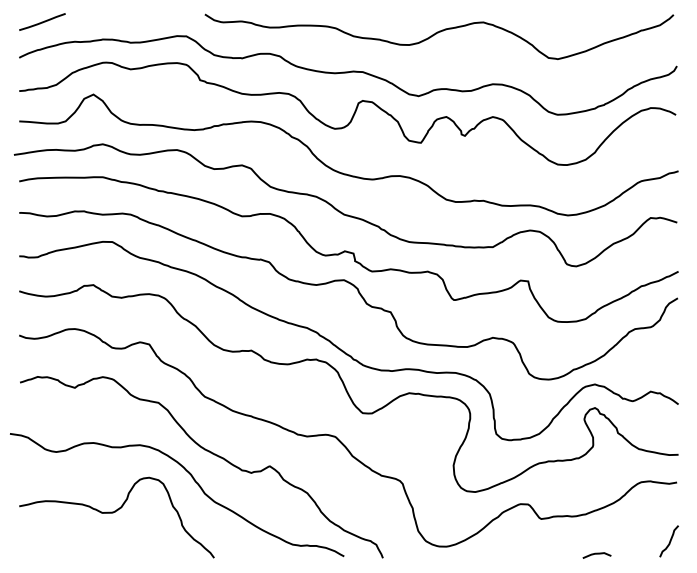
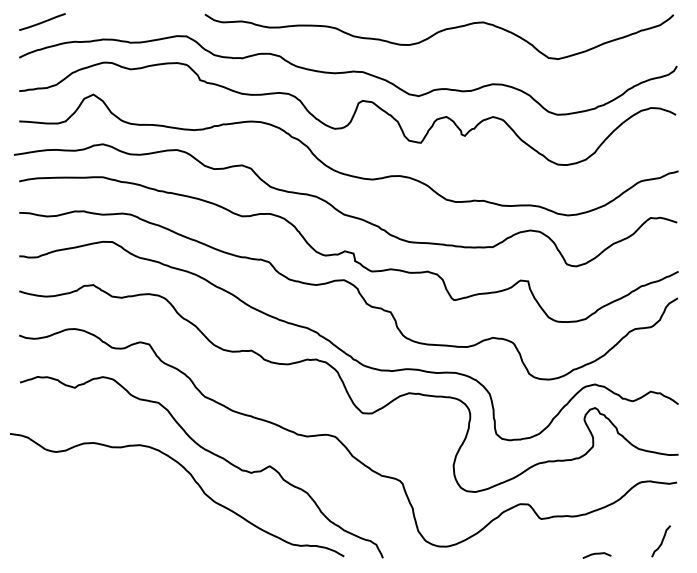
curve: present -> none (113, 513)
curve position: (669, 541) -> (661, 541) (661, 541)
